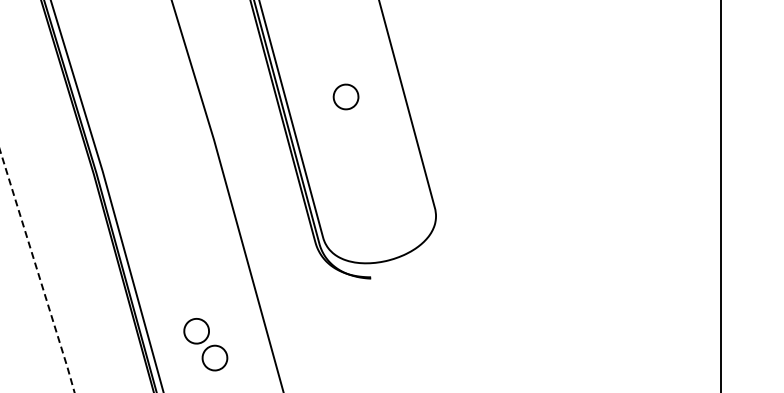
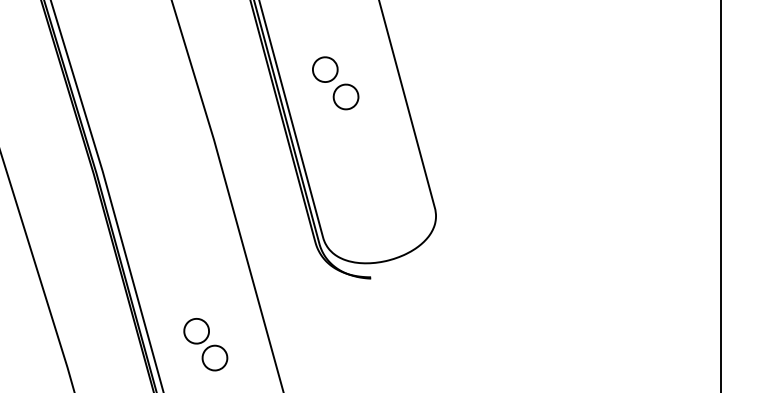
part: none -> present (325, 69)
line: dashed -> solid (37, 272)
